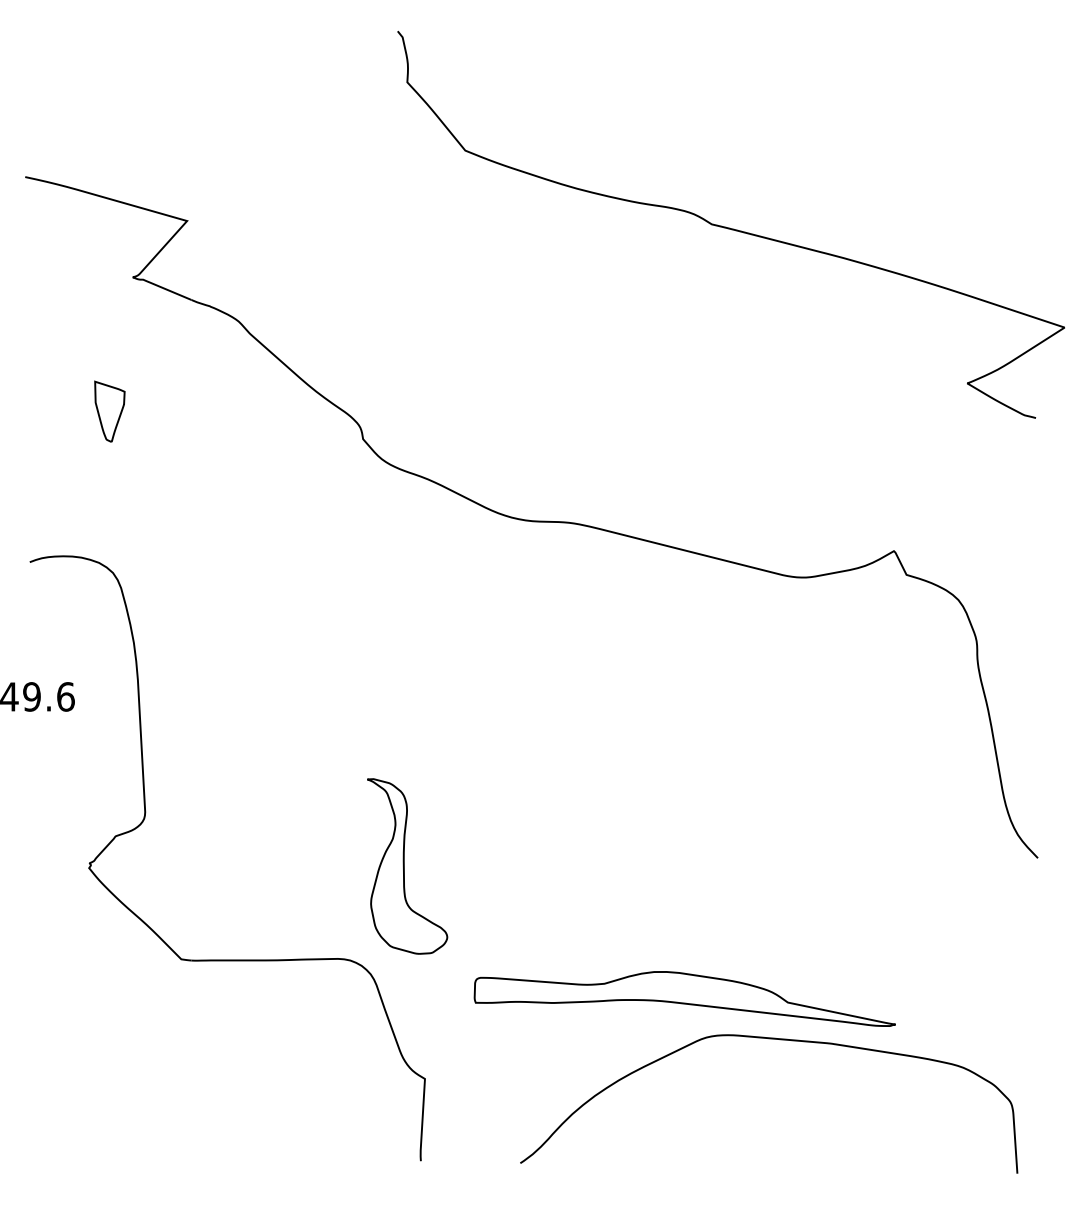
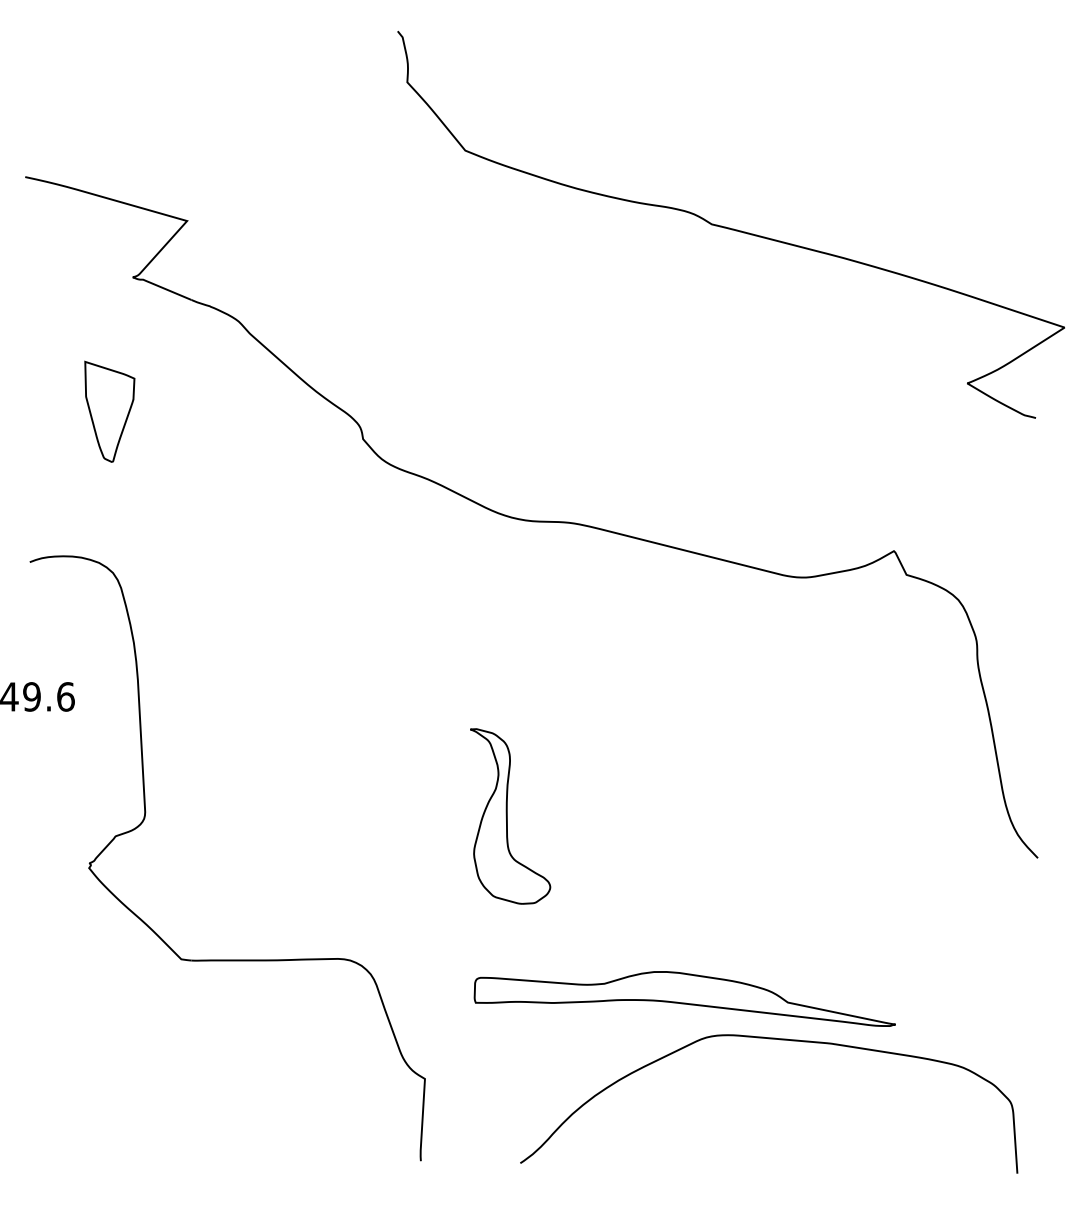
part size: 32x63 px -> 52x103 px (109, 411)
part position: (407, 866) -> (510, 816) (510, 816)
